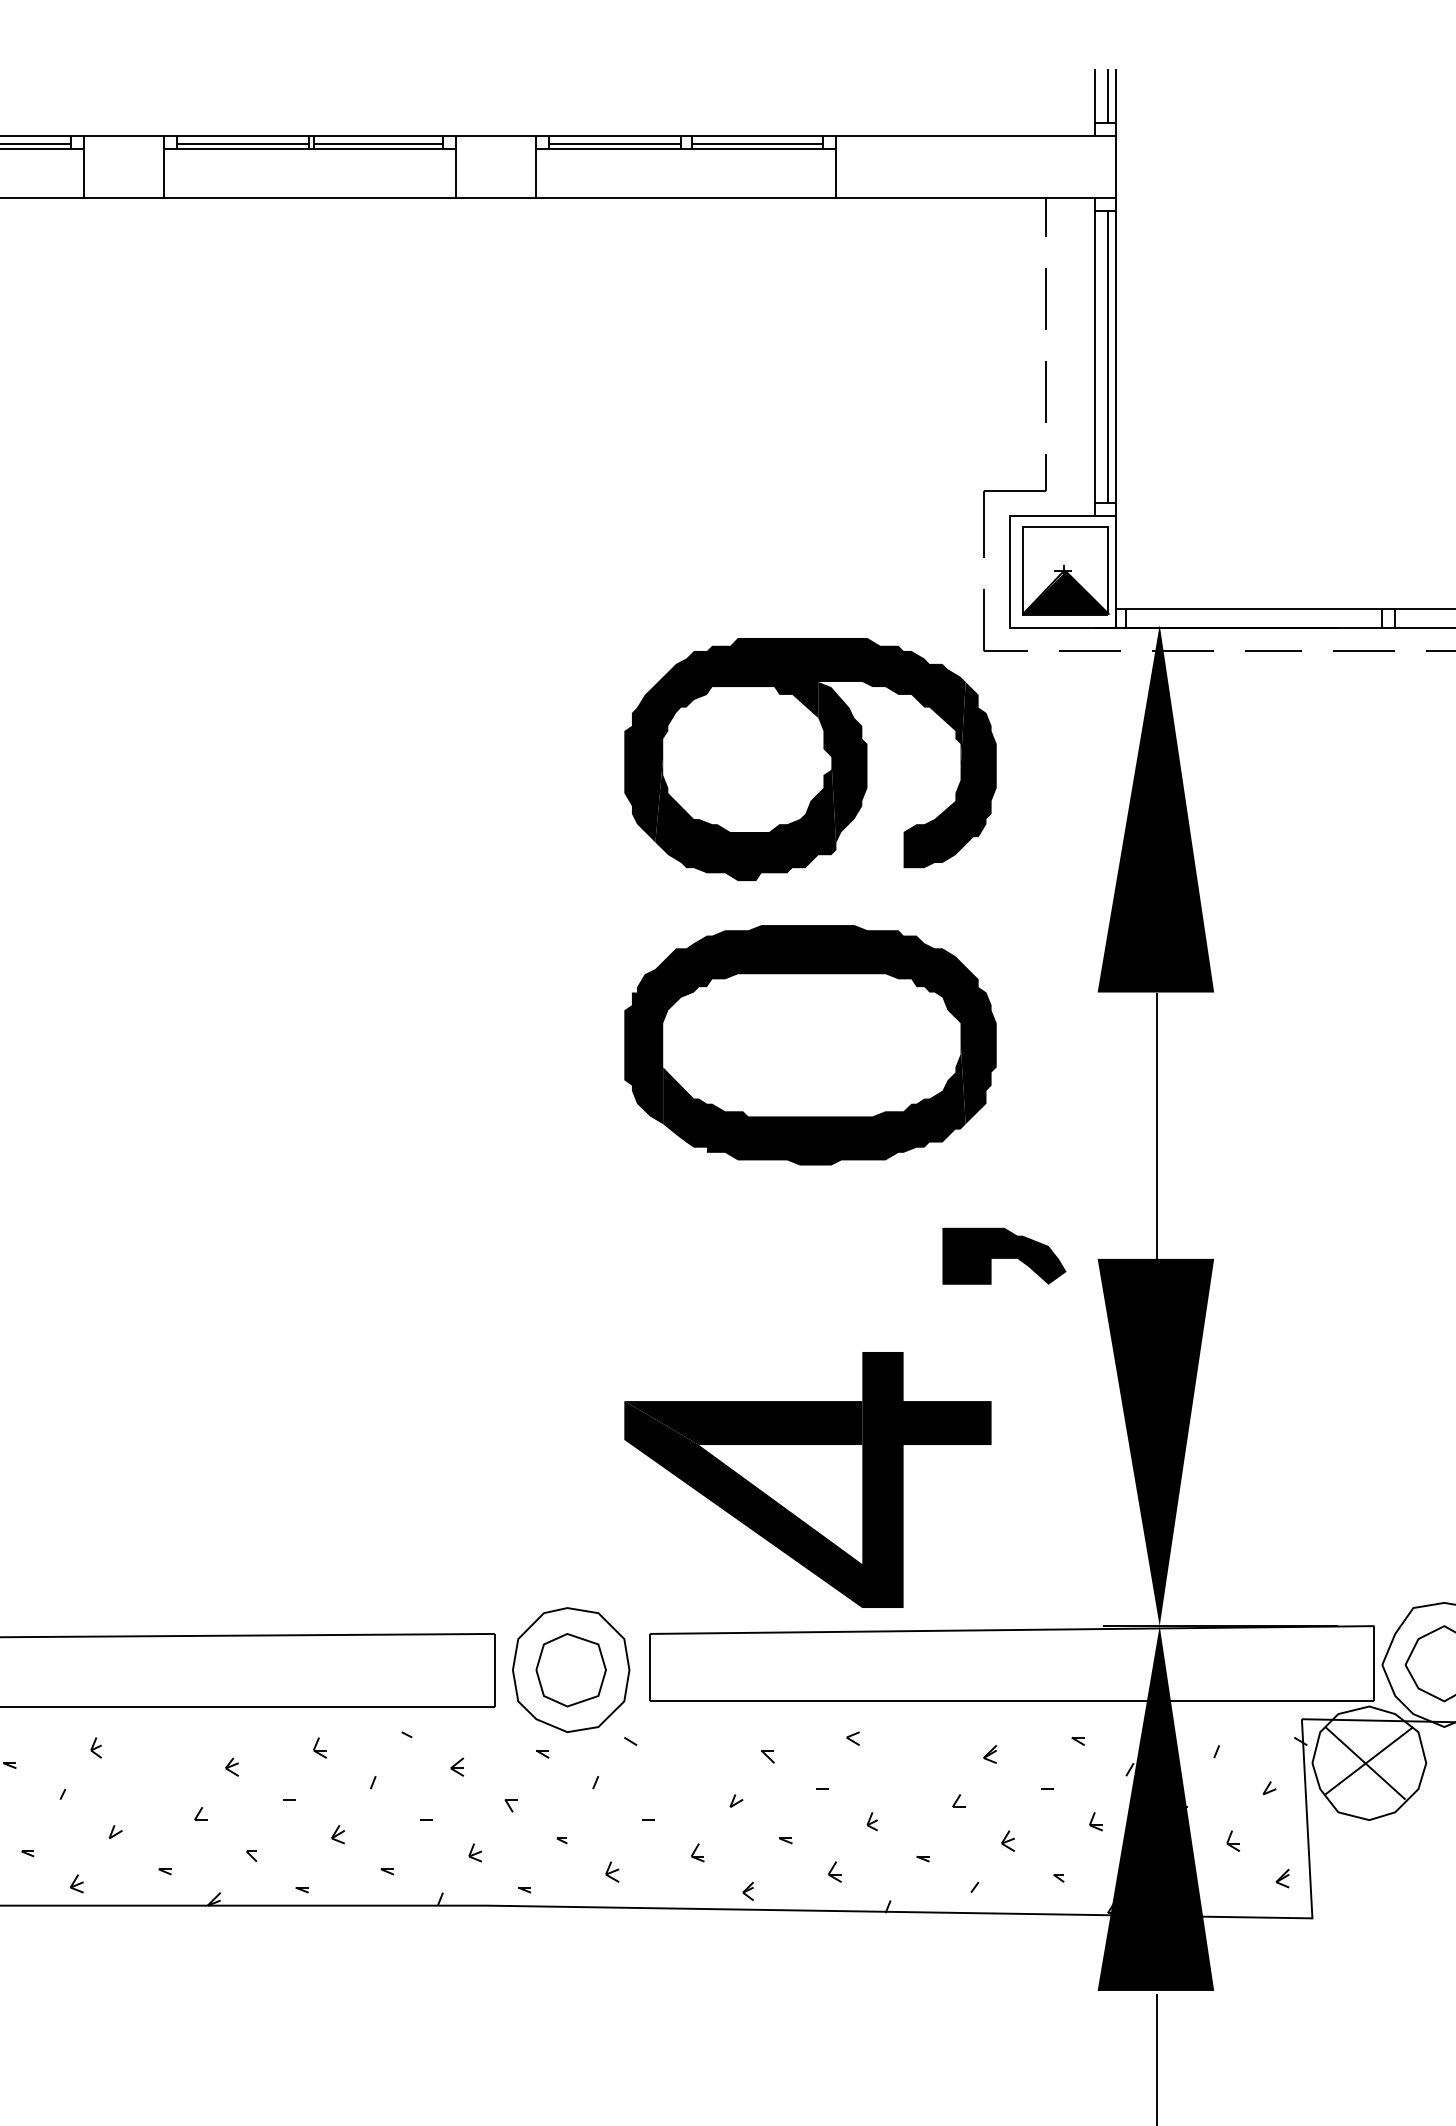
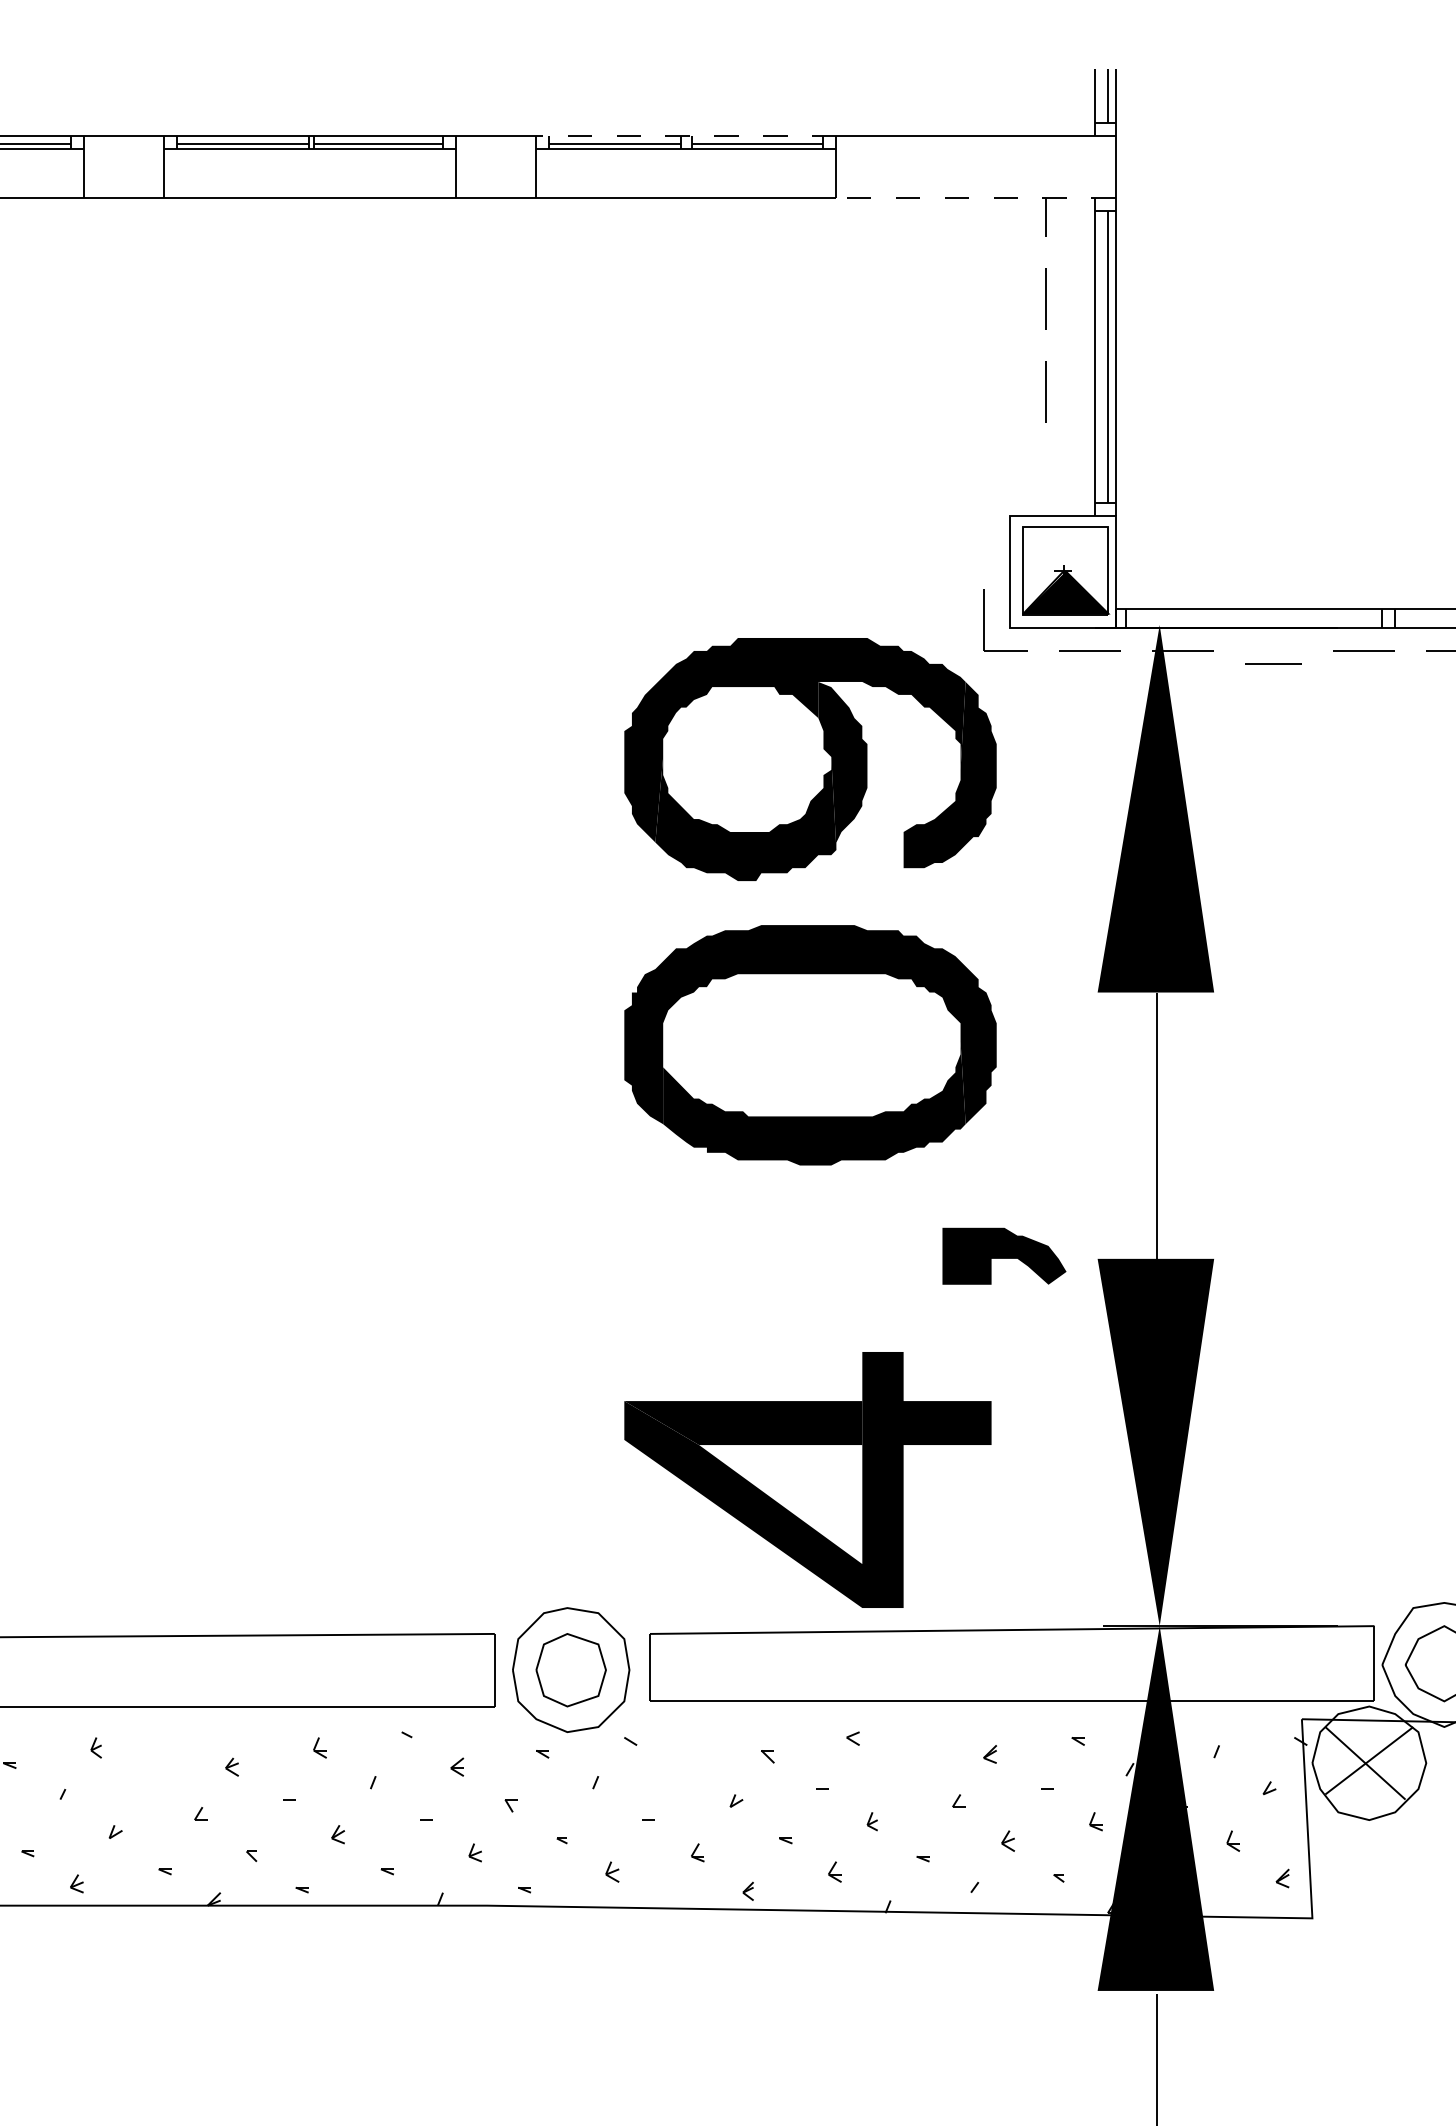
line: solid -> dashed (685, 136)
line: solid -> dashed (976, 198)
part: present -> none (1014, 491)
line position: (1273, 650) -> (1273, 663) (1273, 663)
